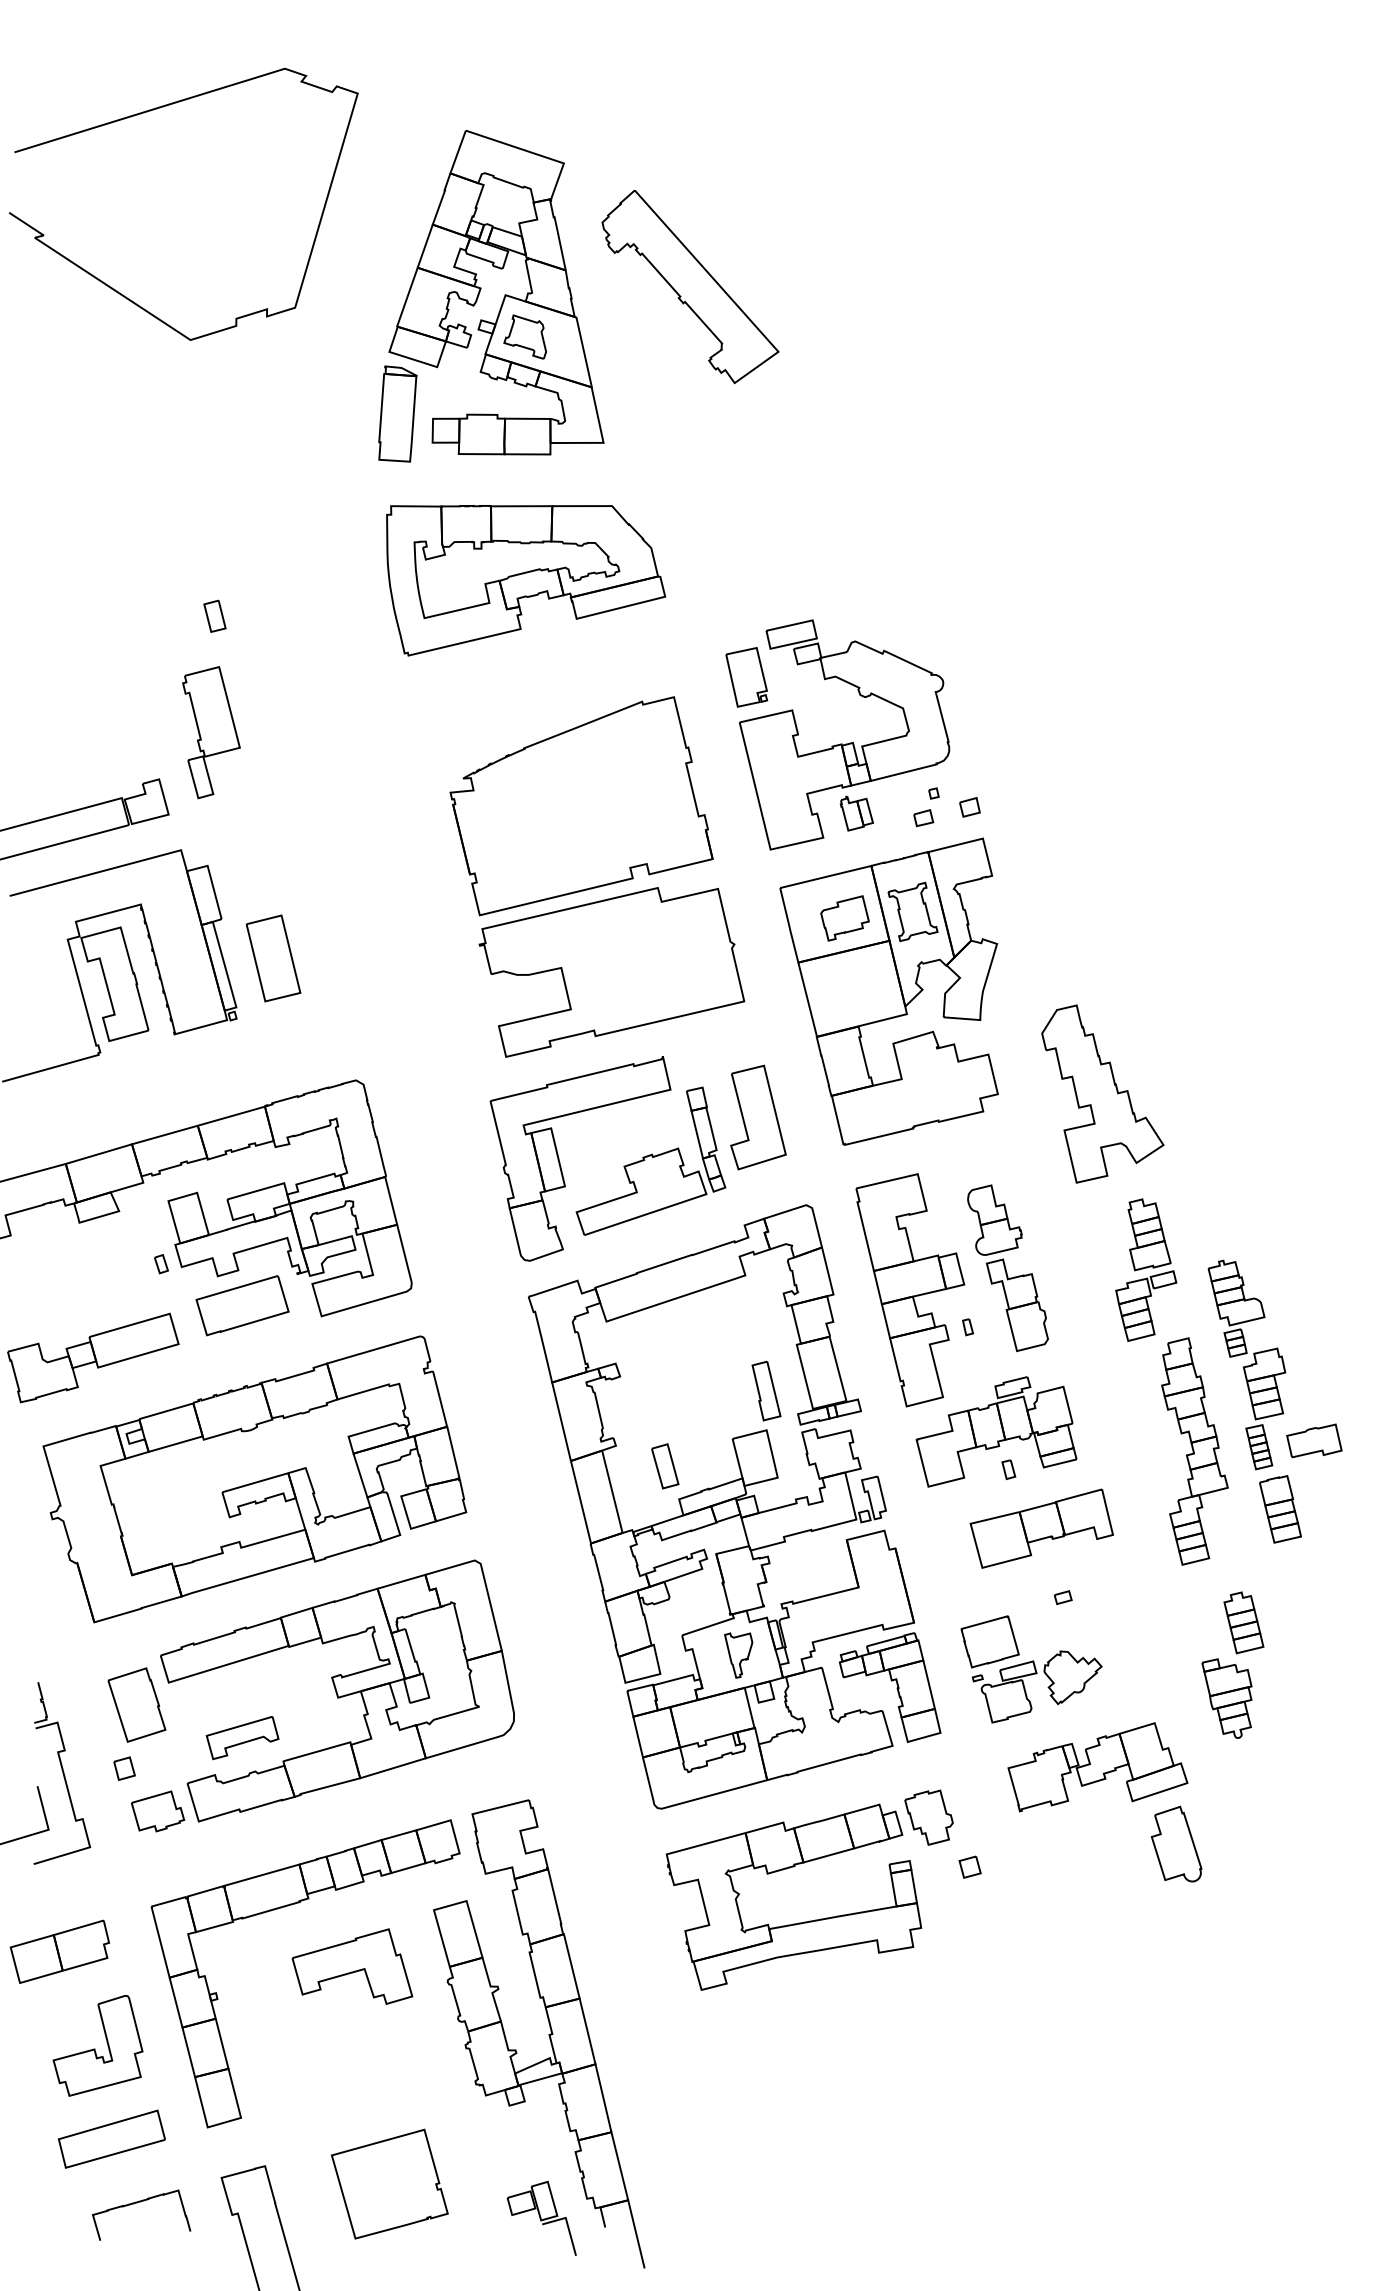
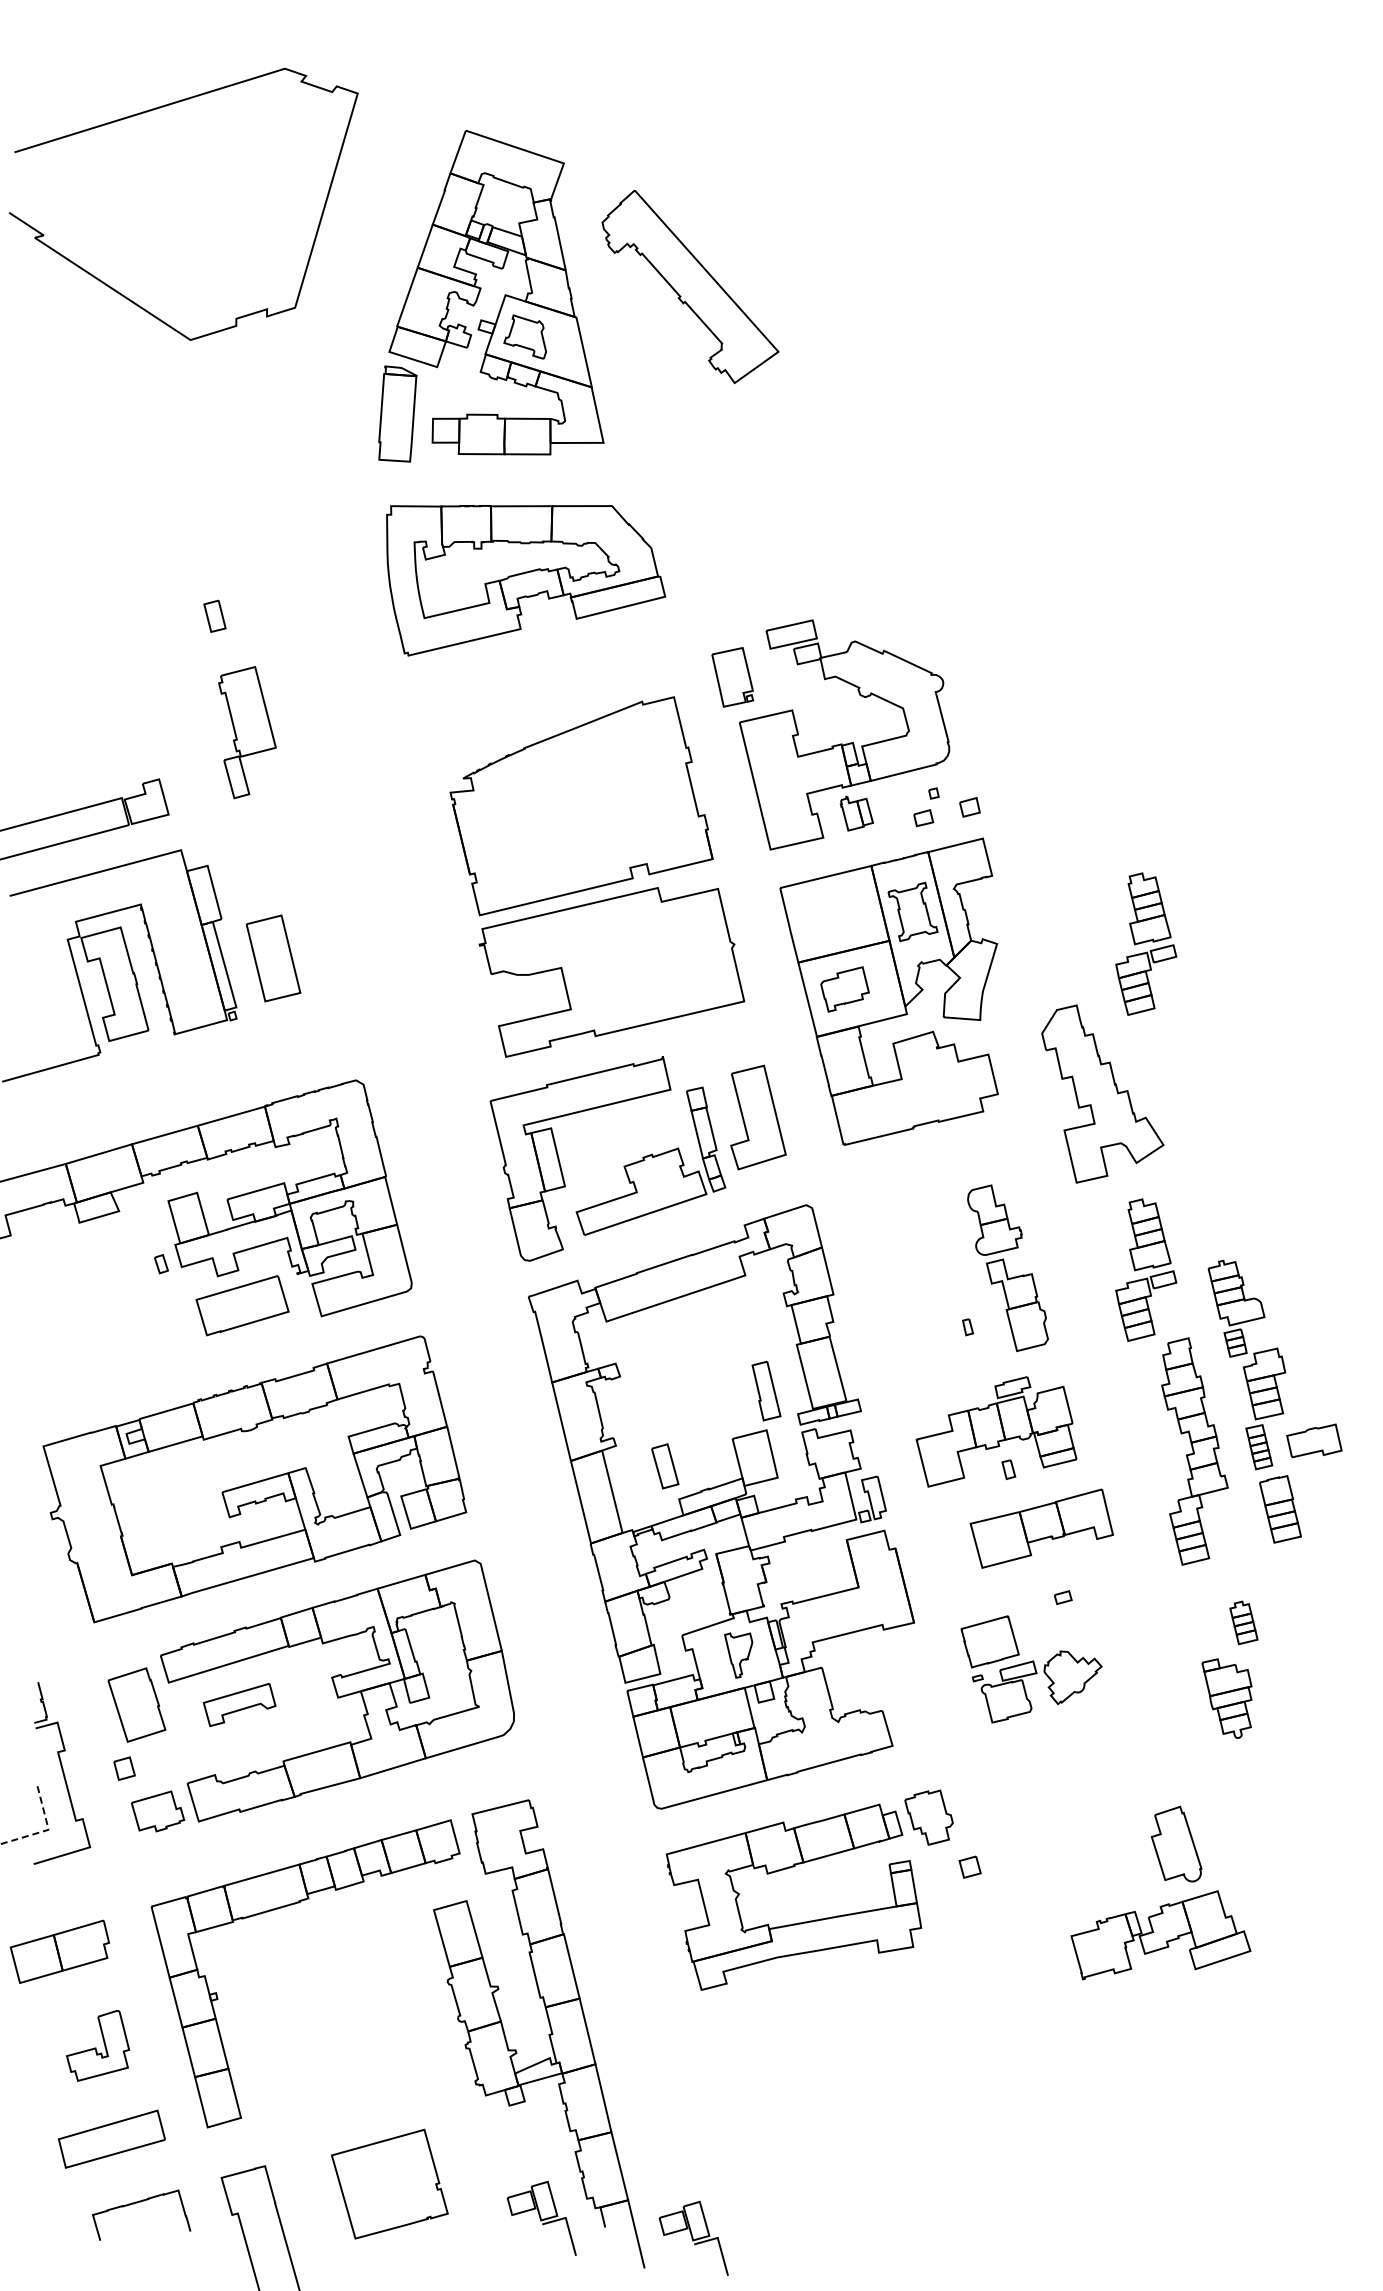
part position: (746, 677) -> (732, 677) (732, 677)
part position: (211, 732) -> (247, 732) (247, 732)
part position: (844, 918) -> (844, 989) (844, 989)
part: none -> present (1146, 943)
part: present -> none (910, 1290)
part: present -> none (93, 1357)
part size: 42x64 px -> 30x46 px (1243, 1622)
part: present -> none (891, 1681)
part position: (242, 1738) -> (239, 1705) (239, 1705)
part position: (1097, 1767) -> (1160, 1935) (1160, 1935)
line: solid -> dashed (46, 1830)
part: present -> none (352, 1966)
part size: 92x102 px -> 65x72 px (98, 2045)
part: none -> present (693, 2237)
